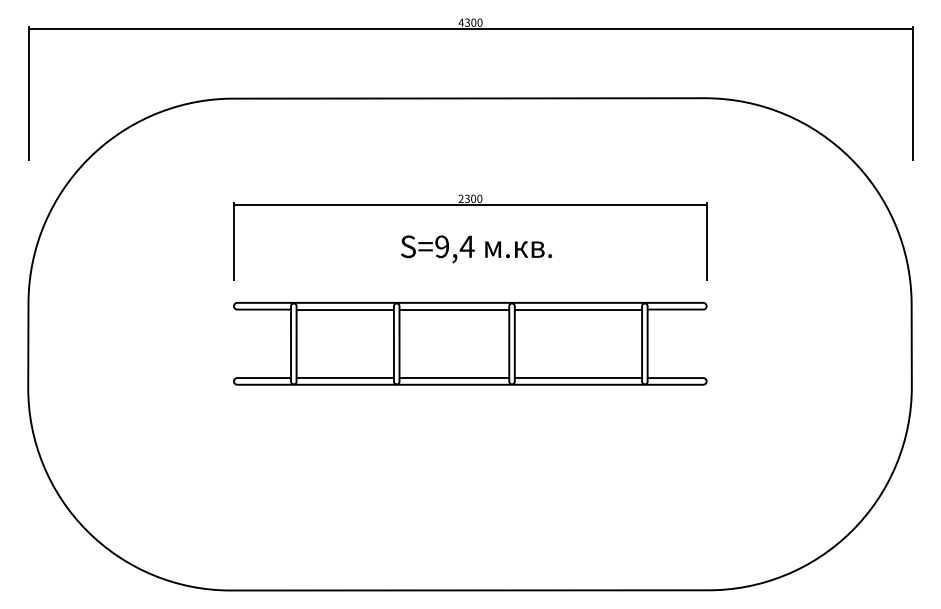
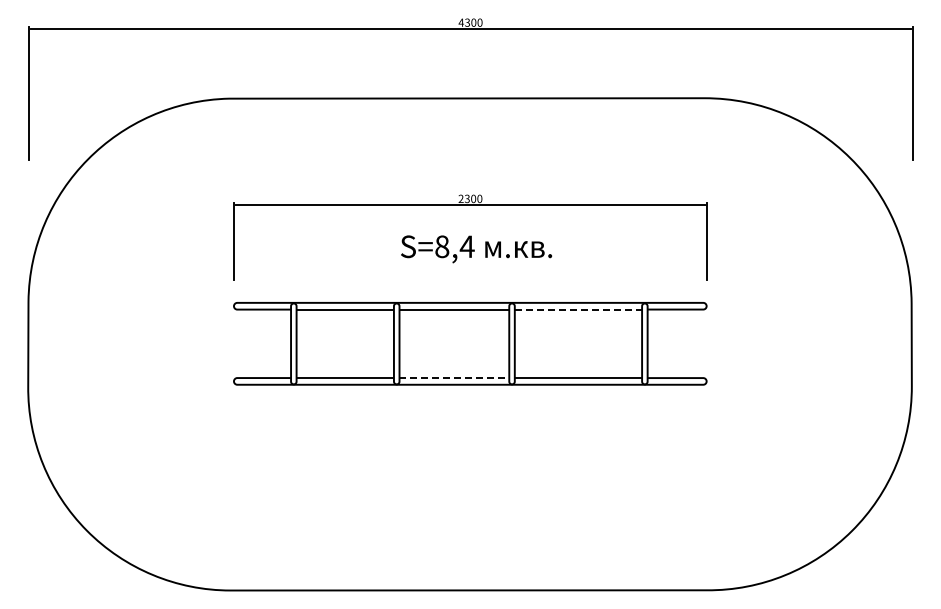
text: S=9,4 -> S=8,4 (442, 246)
line: solid -> dashed (578, 309)
line: solid -> dashed (454, 378)
